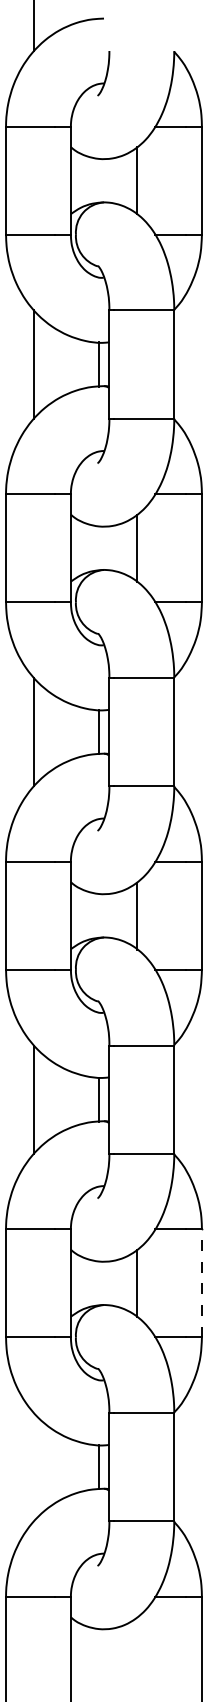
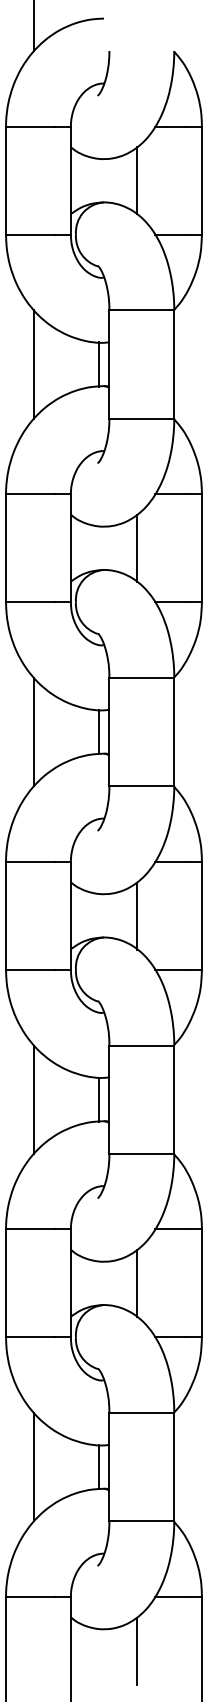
line: dashed -> solid (201, 1282)
line: none -> present (33, 1467)
line: none -> present (137, 1650)
